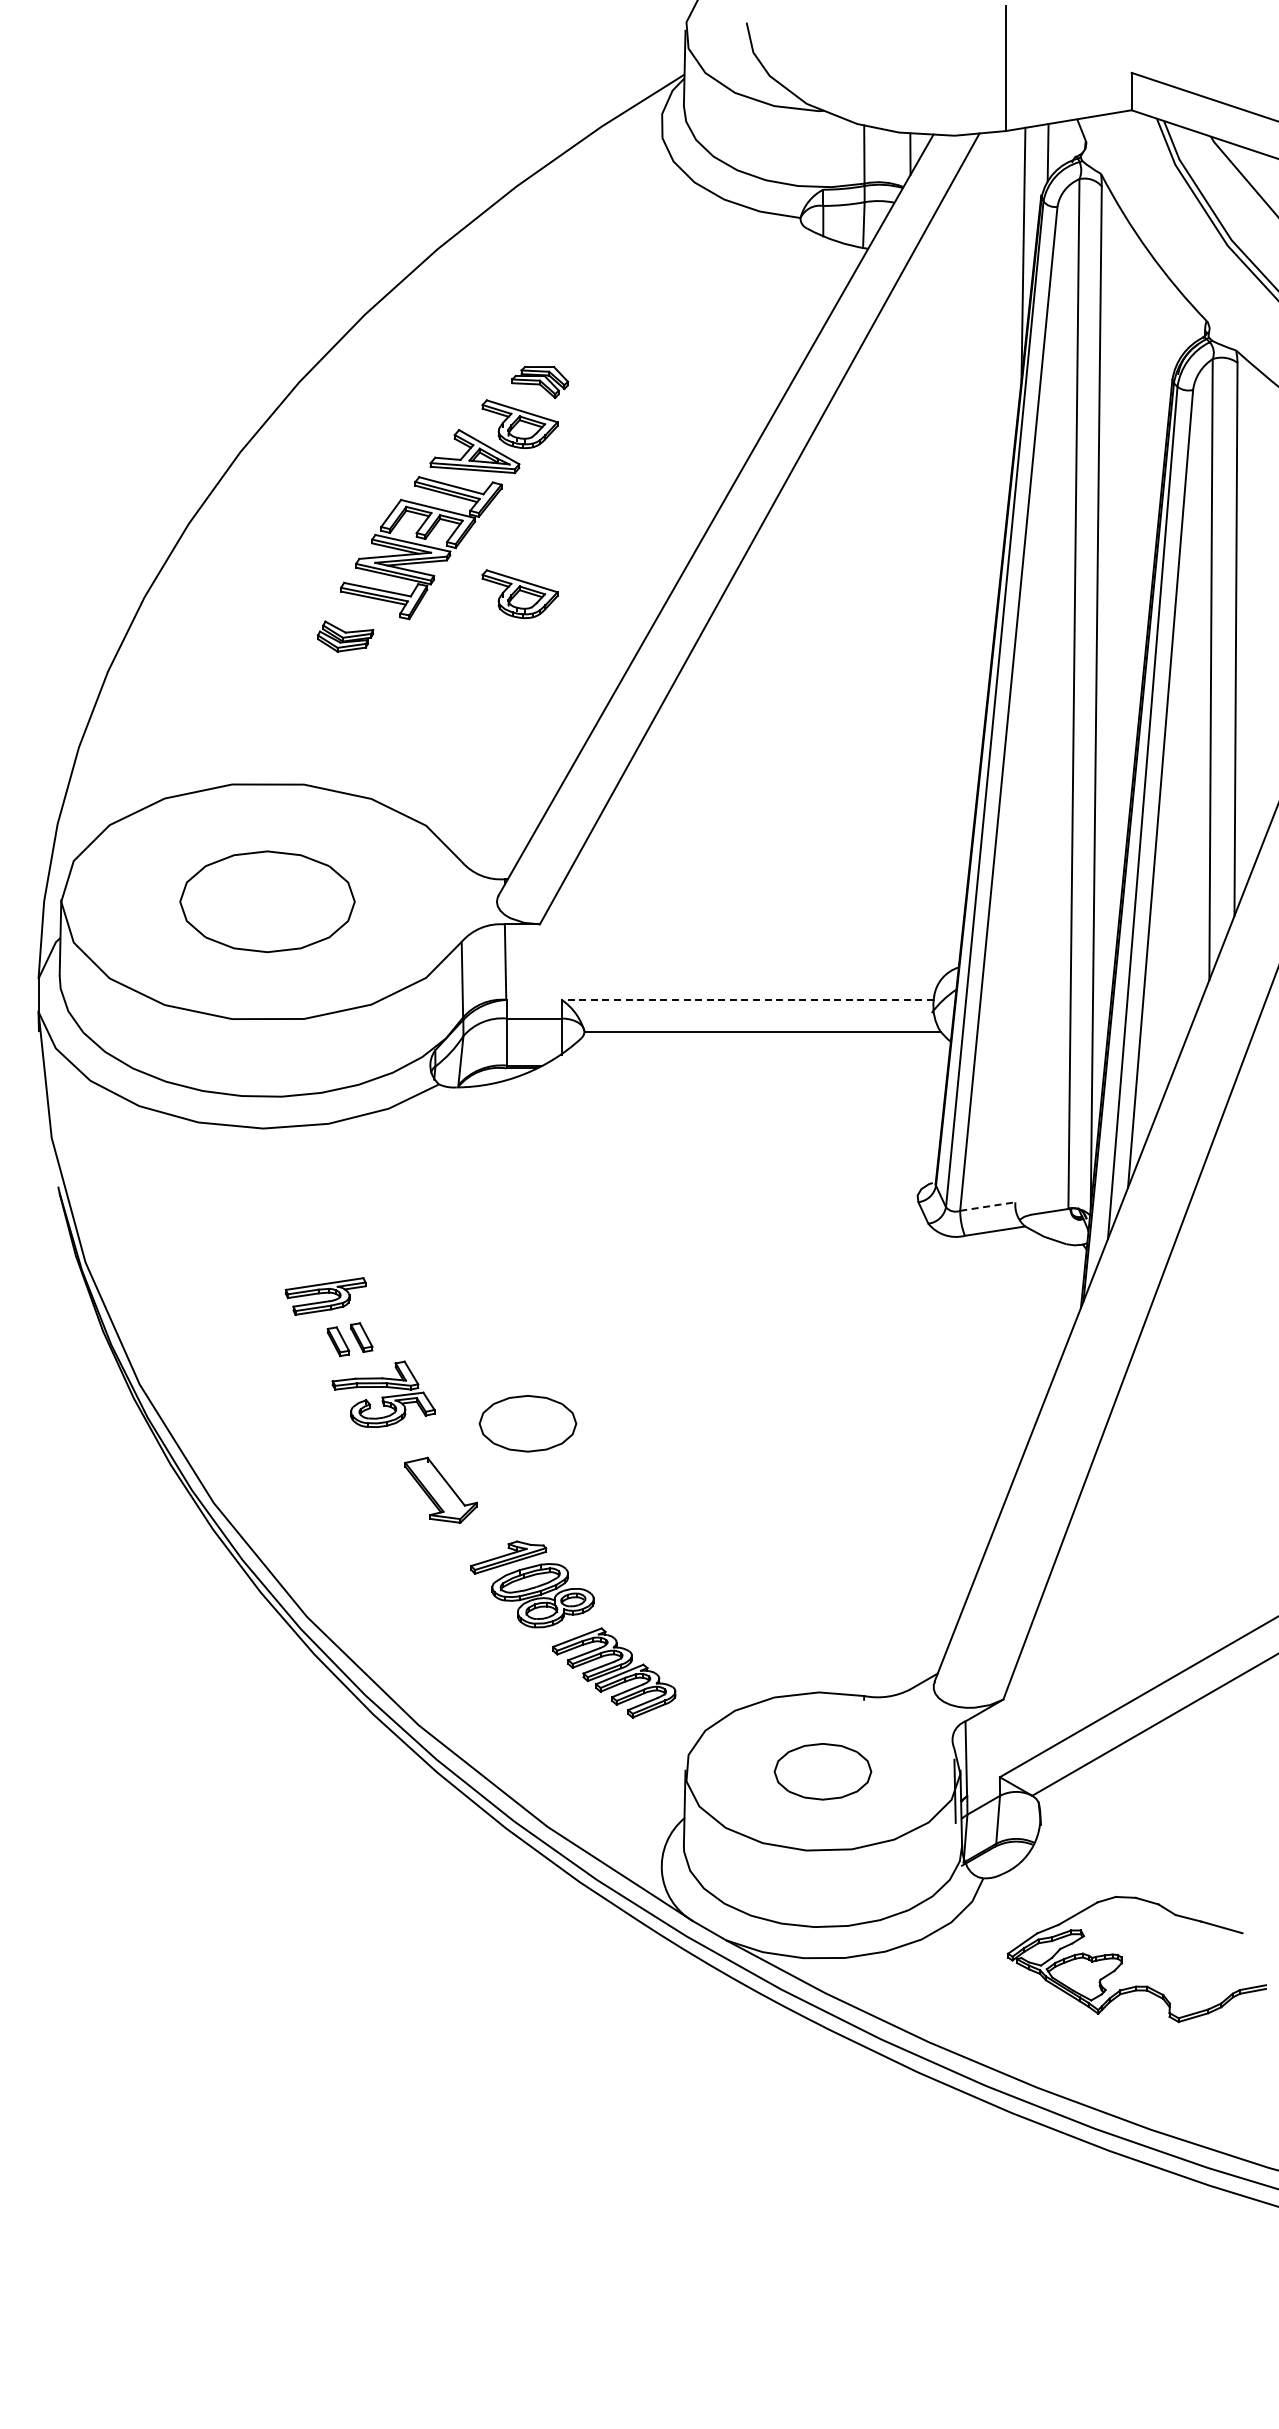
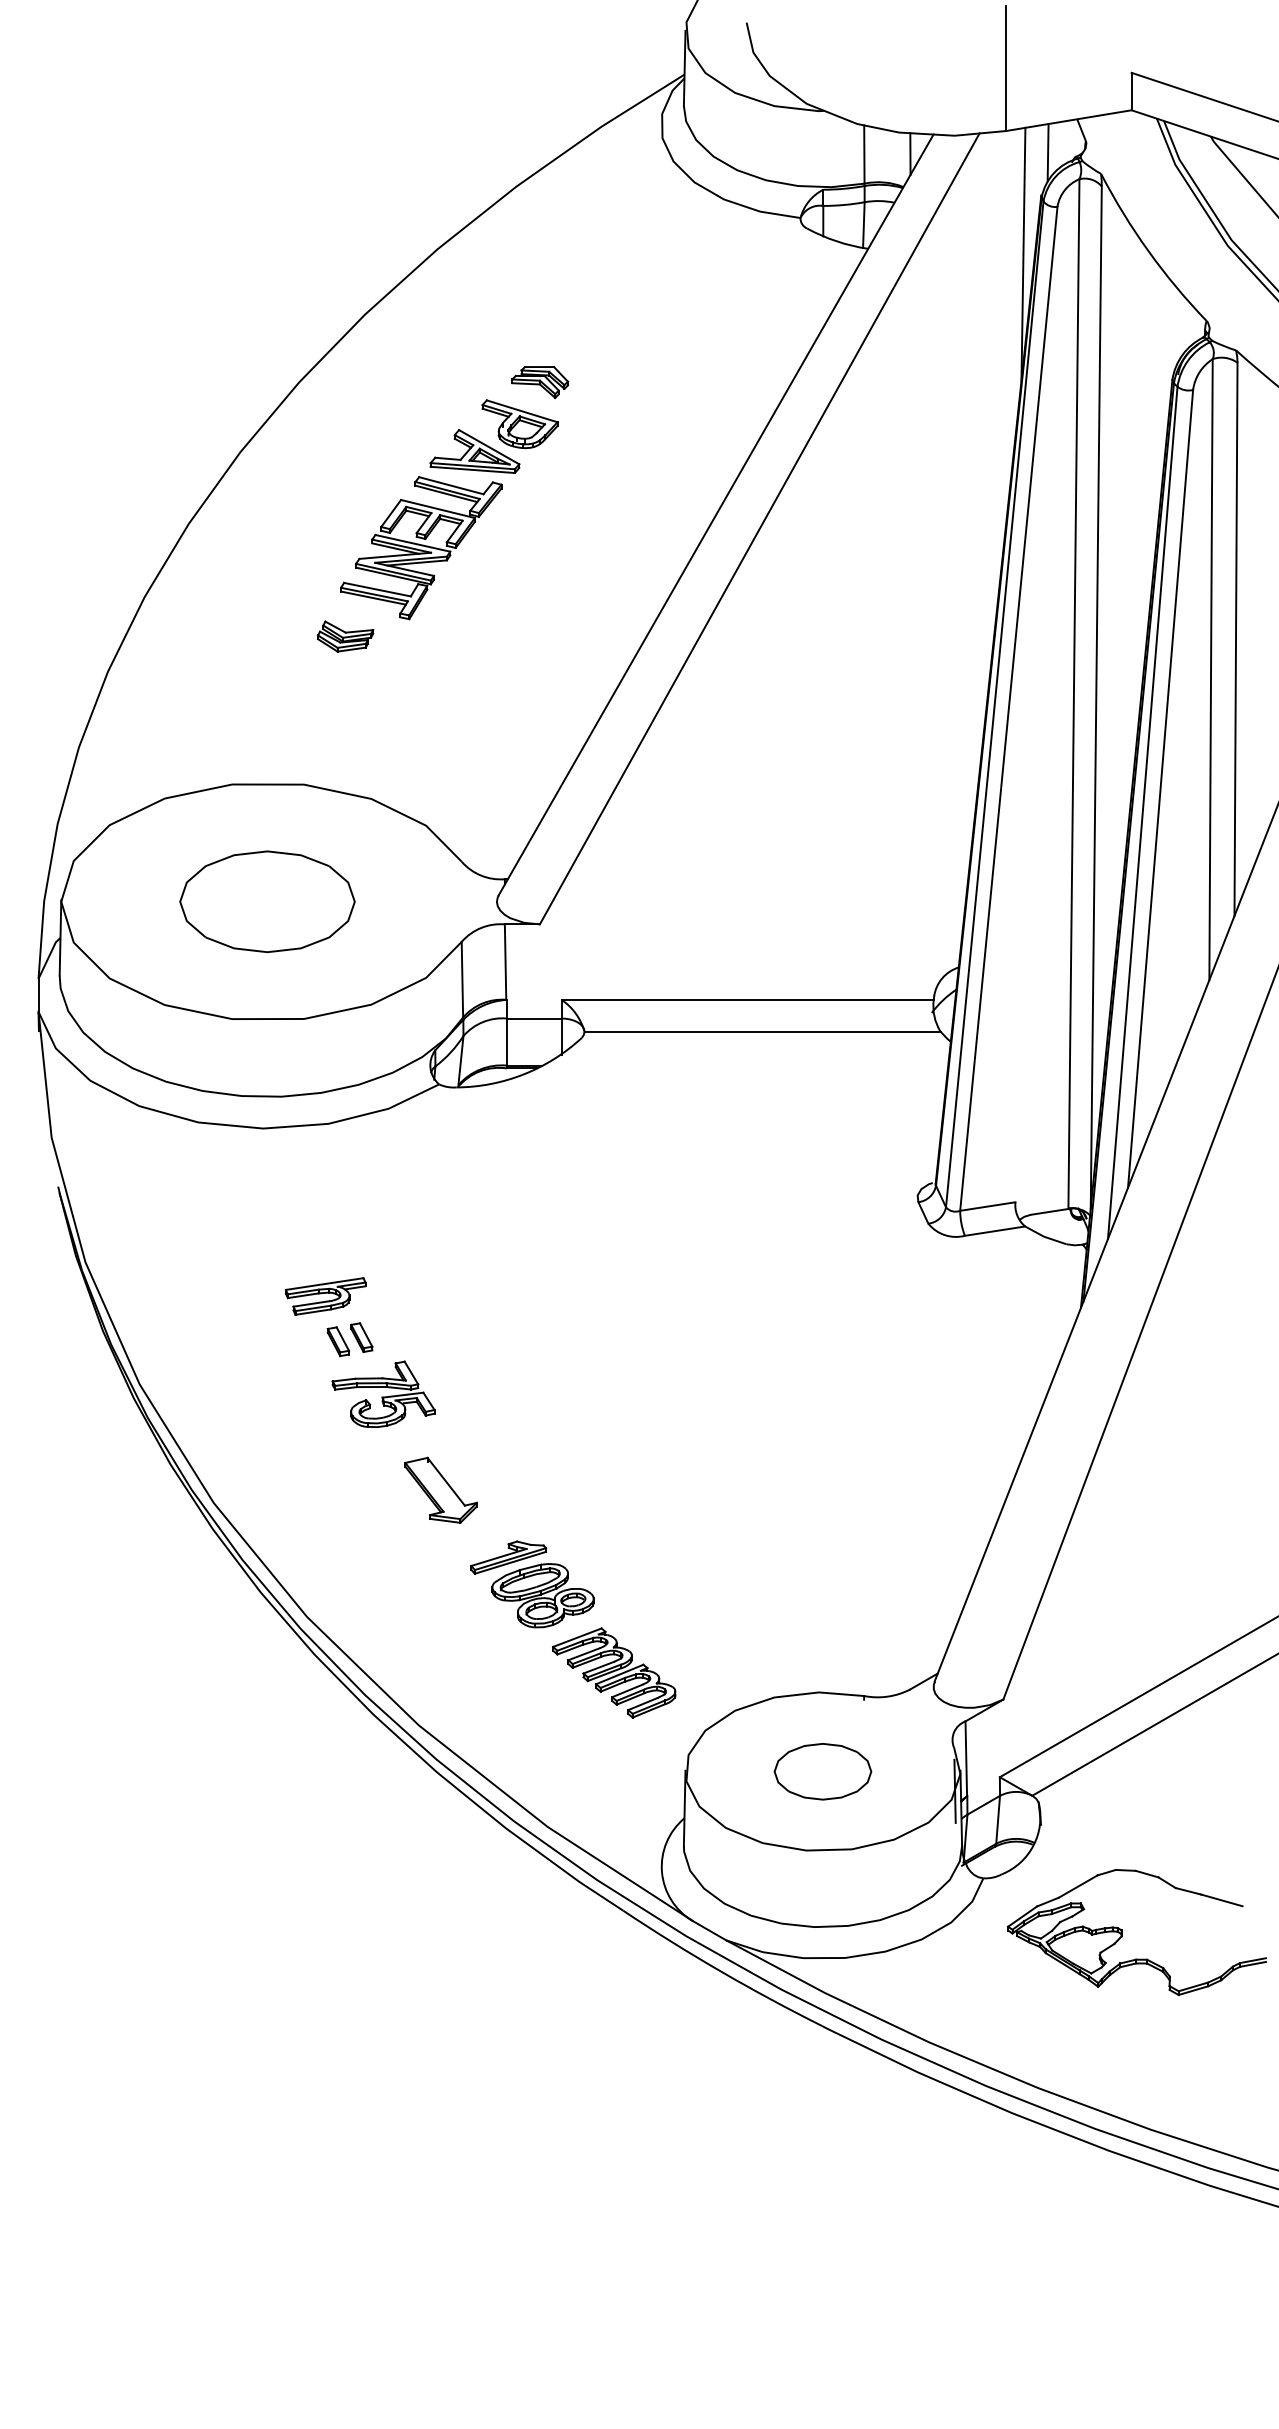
part: present -> none (519, 594)
line: dashed -> solid (747, 999)
line: dashed -> solid (987, 1206)
part: present -> none (527, 1423)
part position: (1122, 1959) -> (1122, 1932) (1122, 1932)
